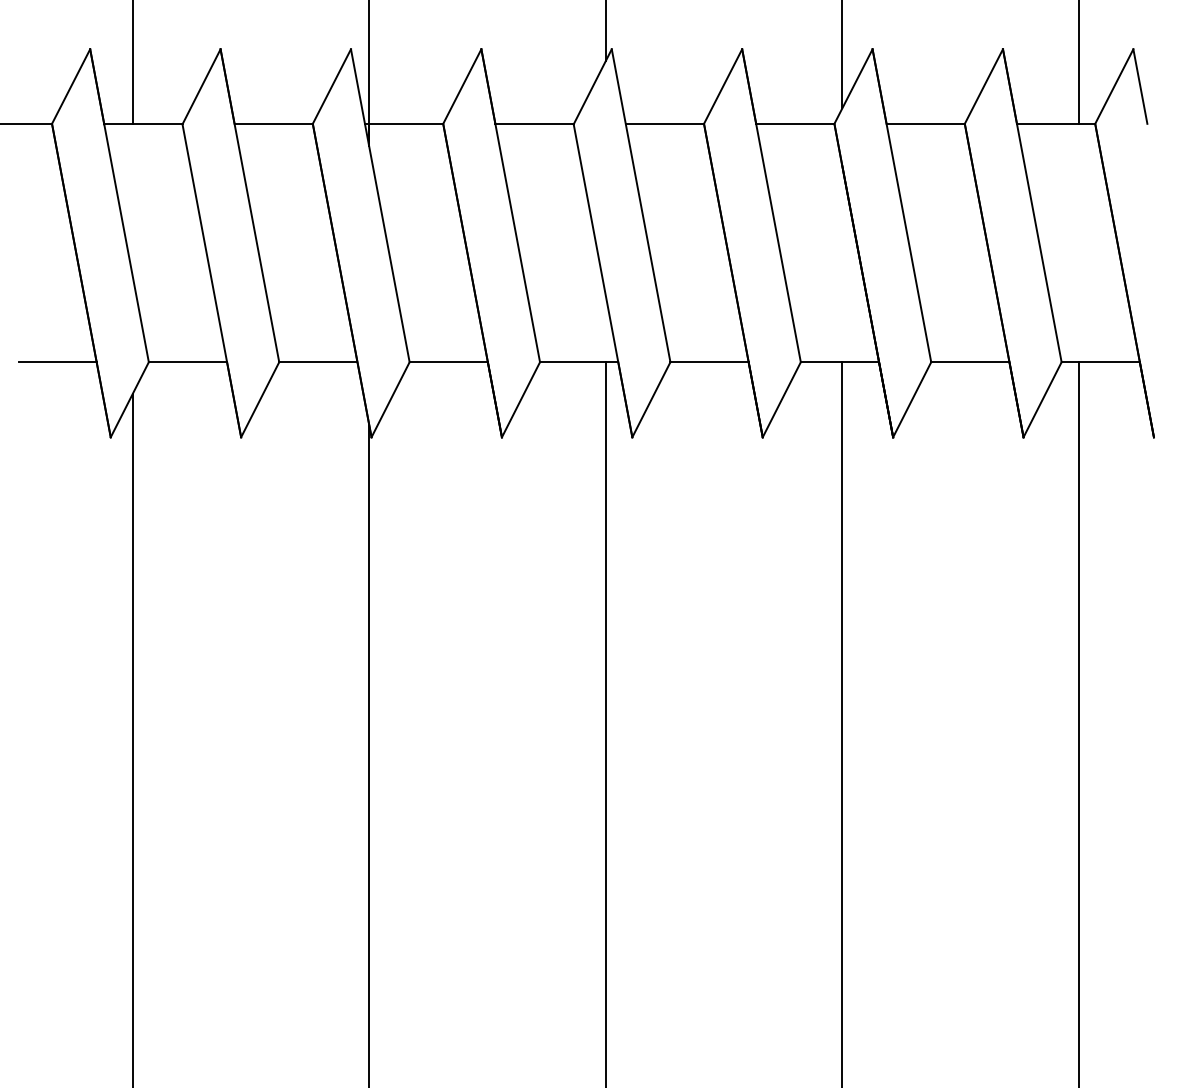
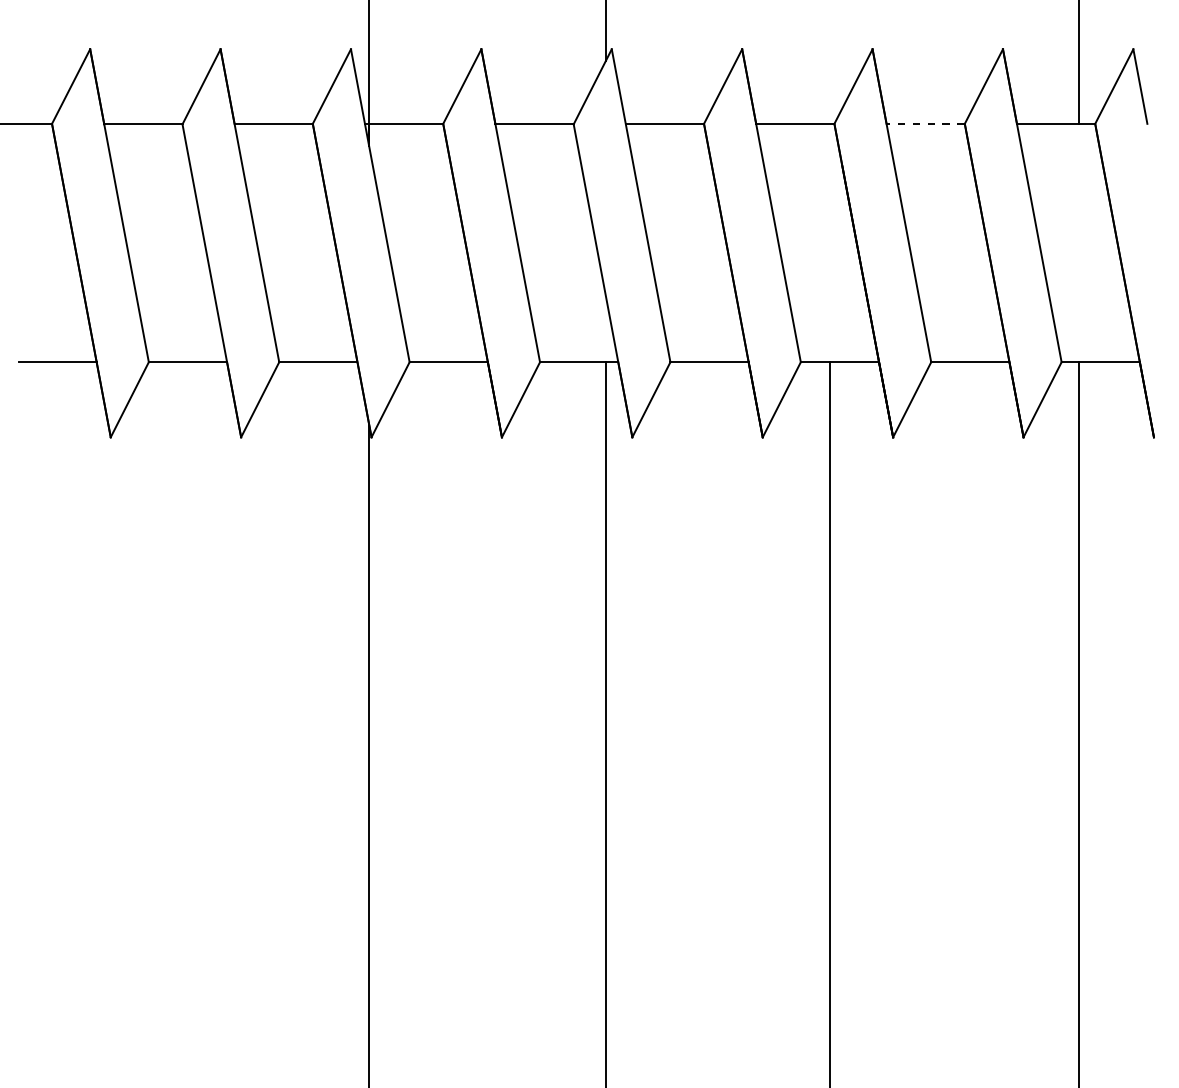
line: present -> none (842, 55)
line: present -> none (132, 63)
line: solid -> dashed (925, 123)
line position: (842, 723) -> (830, 723) (830, 723)
line: present -> none (132, 739)
